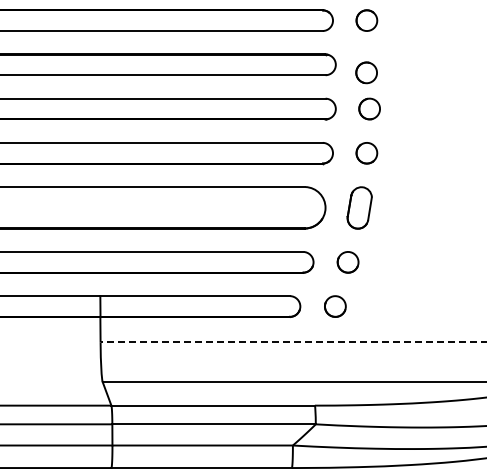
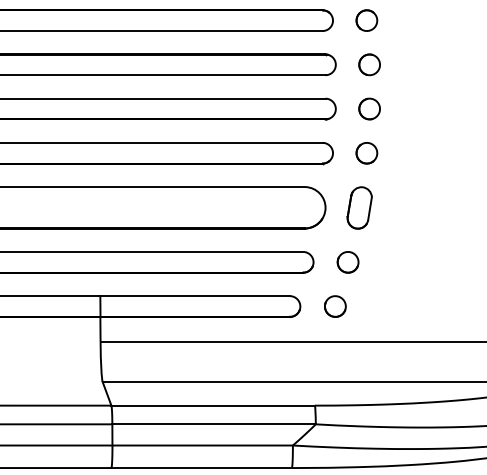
part position: (366, 72) -> (369, 64) (369, 64)
line: dashed -> solid (293, 342)
